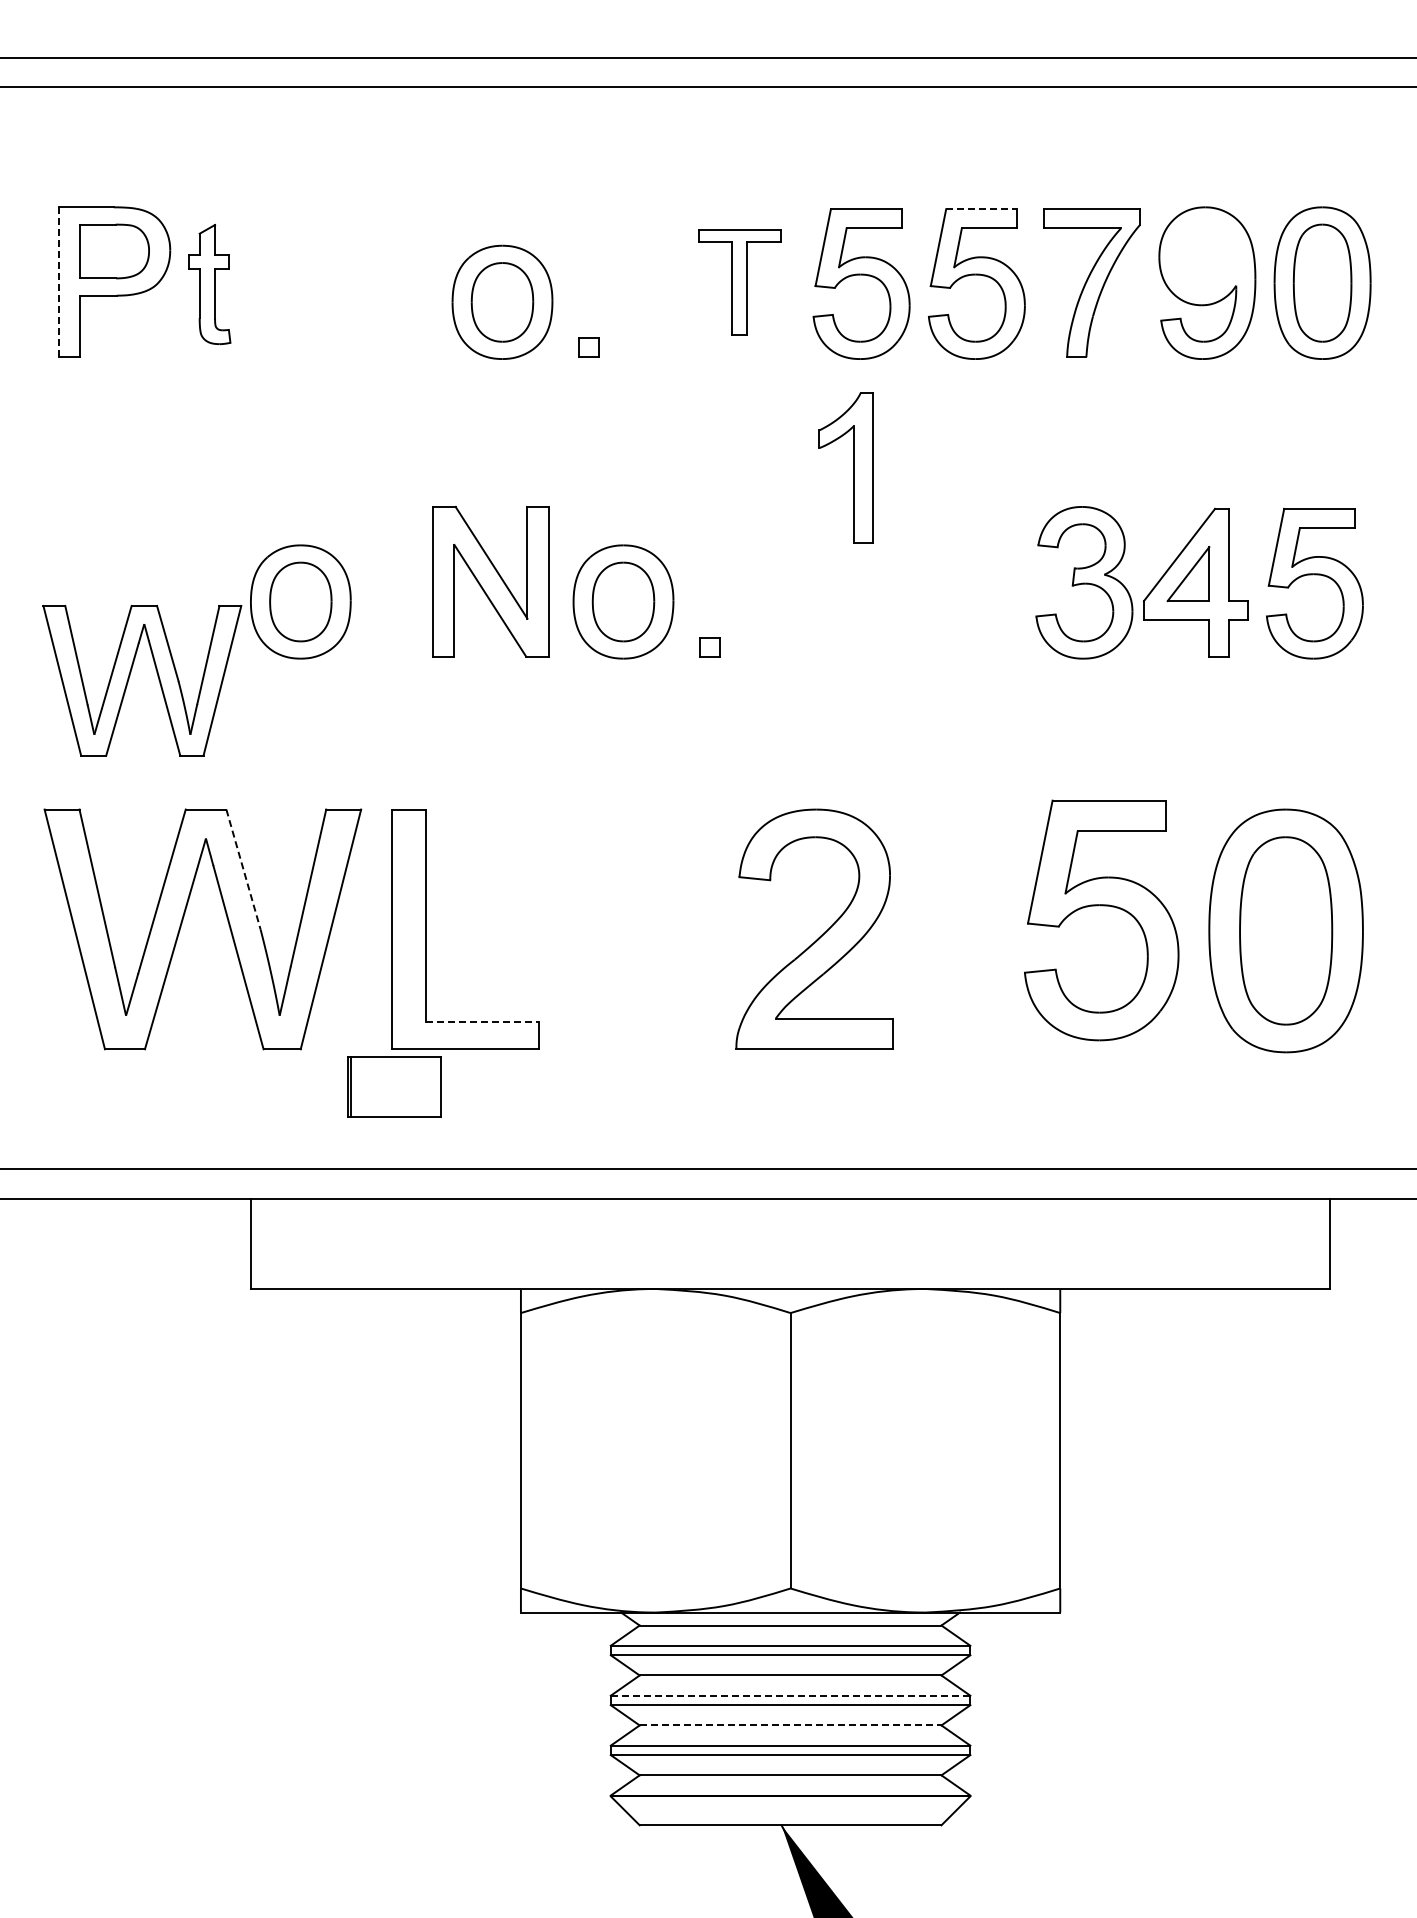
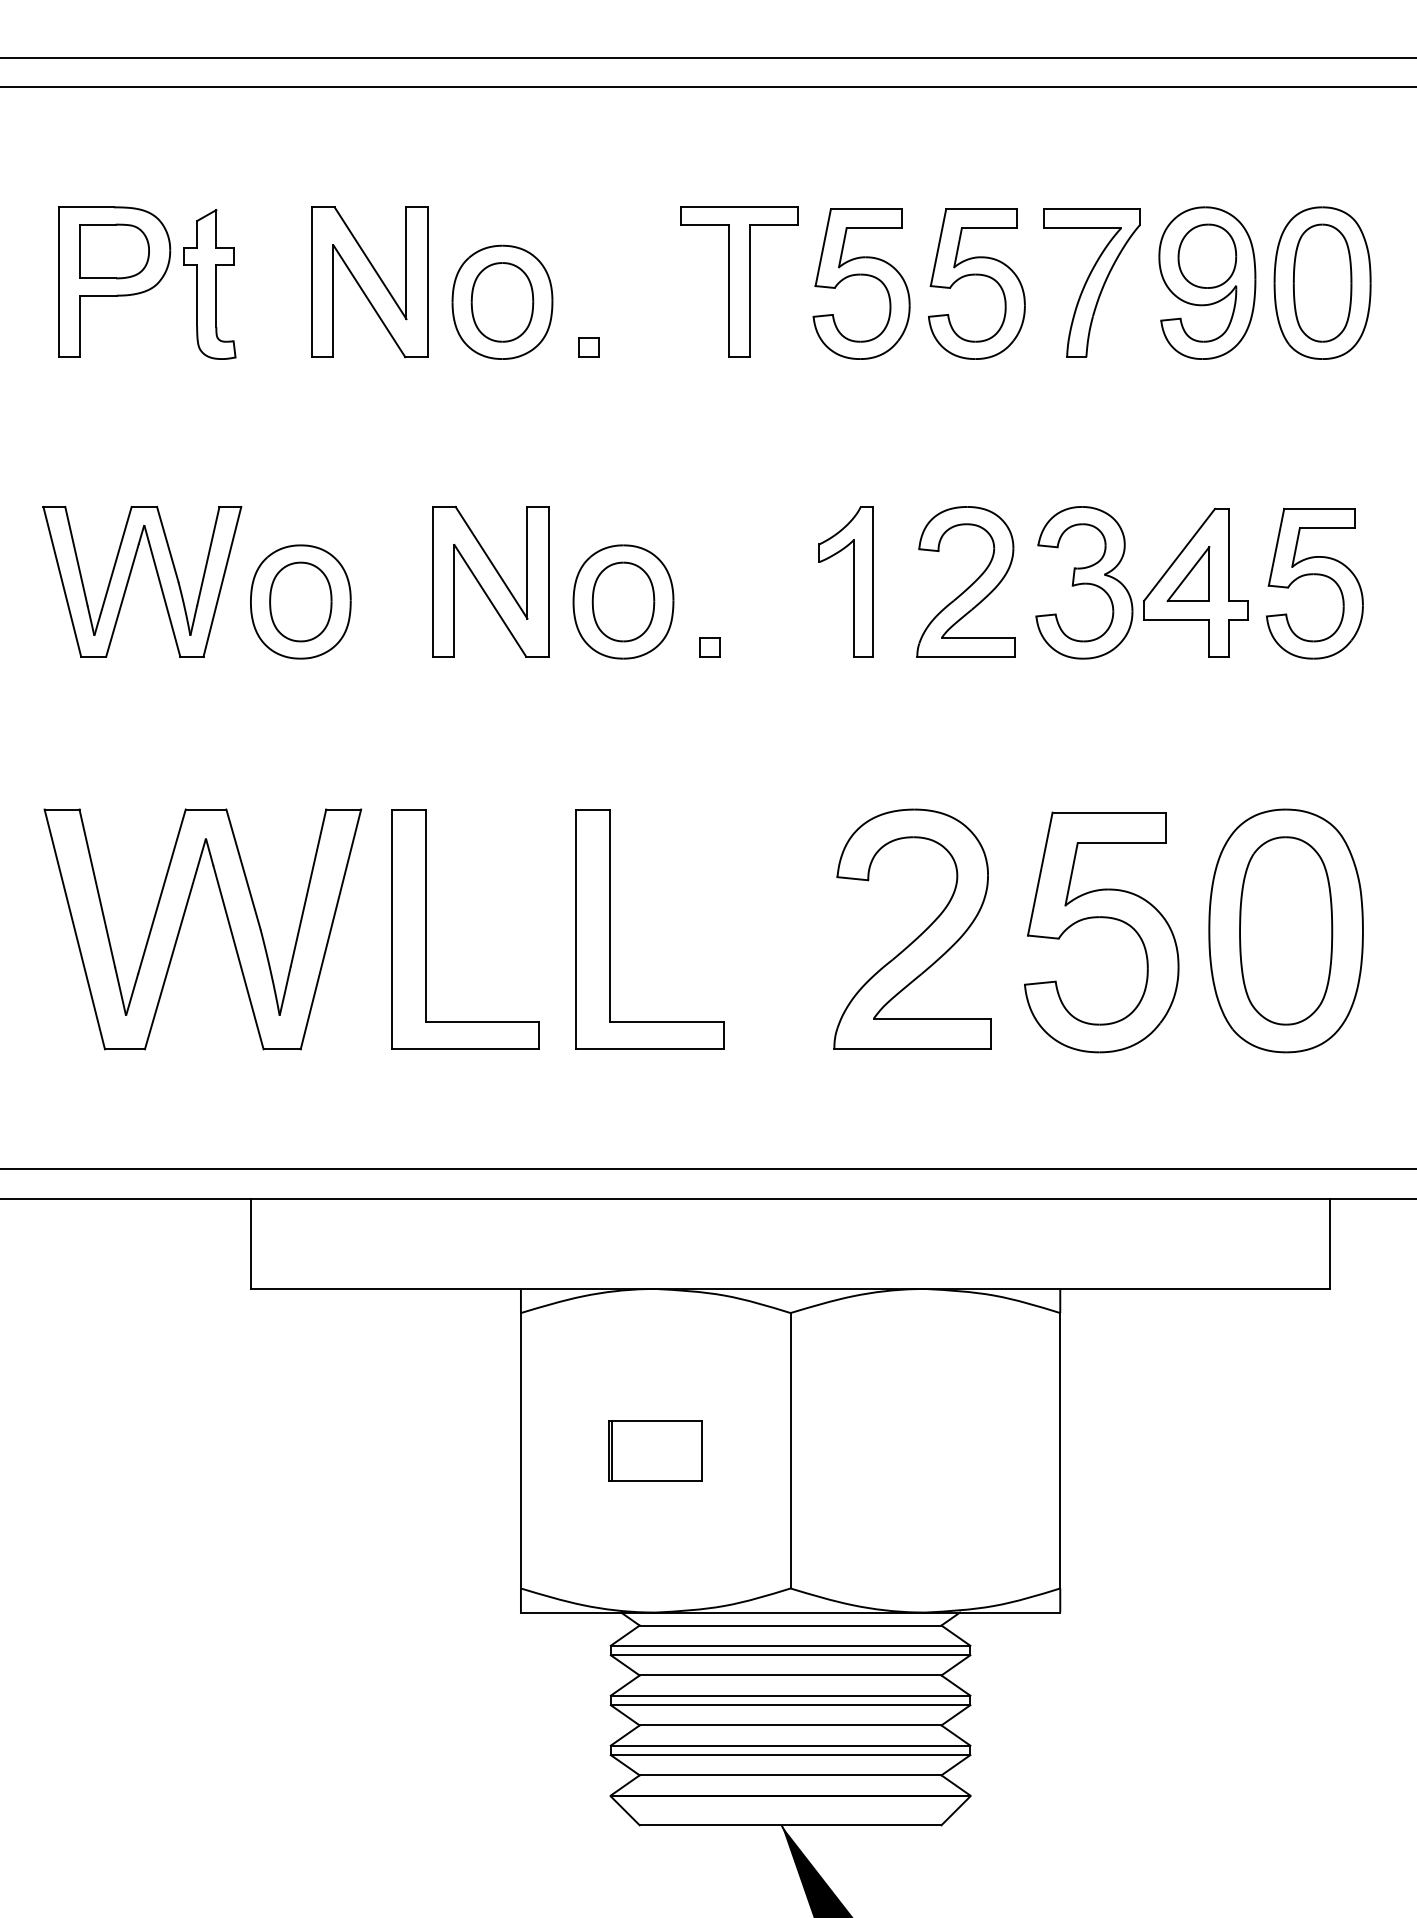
line: dashed -> solid (981, 209)
part: none -> present (1207, 255)
line: dashed -> solid (58, 282)
part: none -> present (369, 282)
part size: 84x107 px -> 119x152 px (739, 281)
part size: 44x122 px -> 54x151 px (209, 284)
part position: (853, 467) -> (853, 581) (853, 581)
part: none -> present (965, 581)
part position: (130, 676) -> (130, 577) (130, 577)
line: dashed -> solid (243, 870)
part position: (1101, 906) -> (1101, 918) (1101, 918)
part: none -> present (610, 929)
part position: (821, 934) -> (919, 934) (919, 934)
line: dashed -> solid (482, 1021)
part position: (394, 1086) -> (655, 1450) (655, 1450)
line: dashed -> solid (790, 1695)
line: dashed -> solid (790, 1725)
